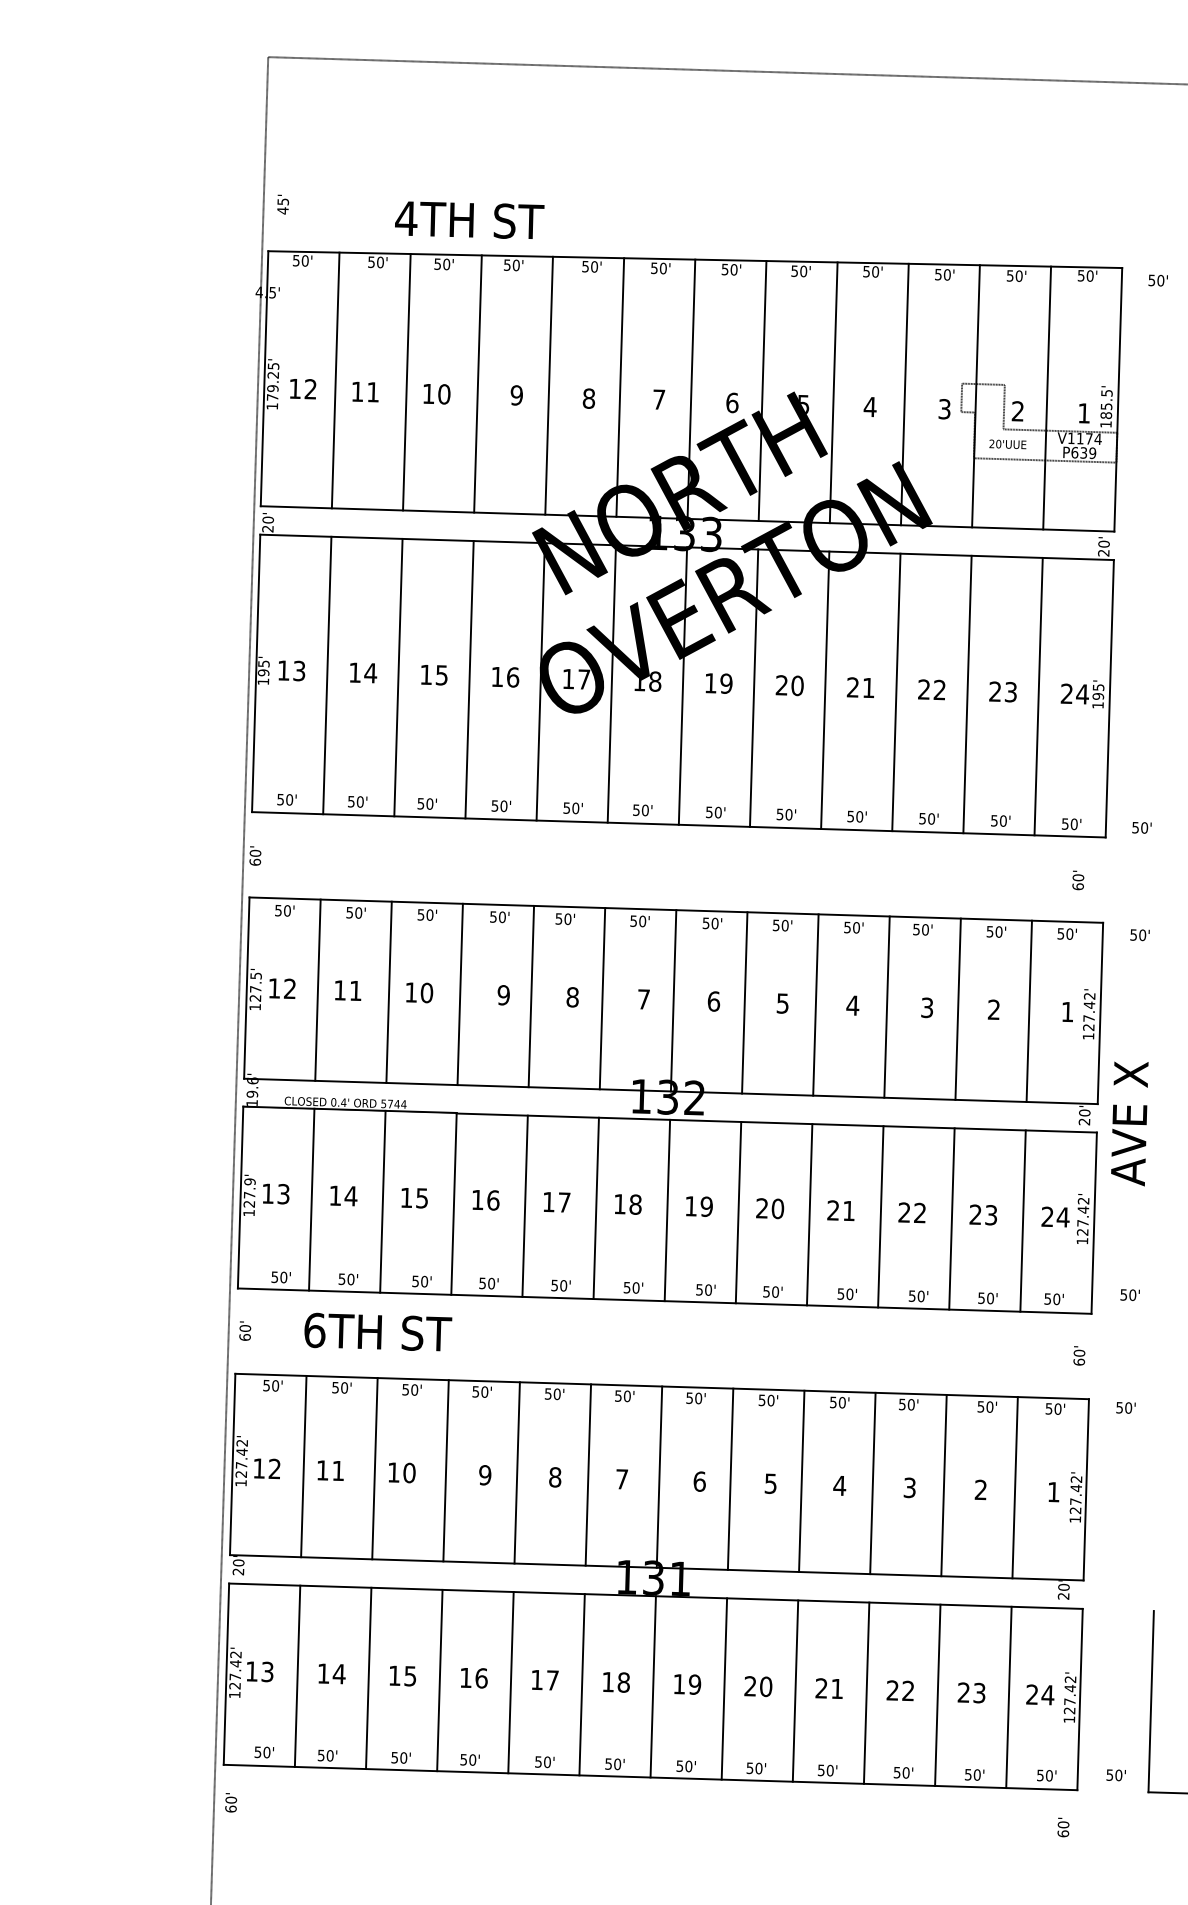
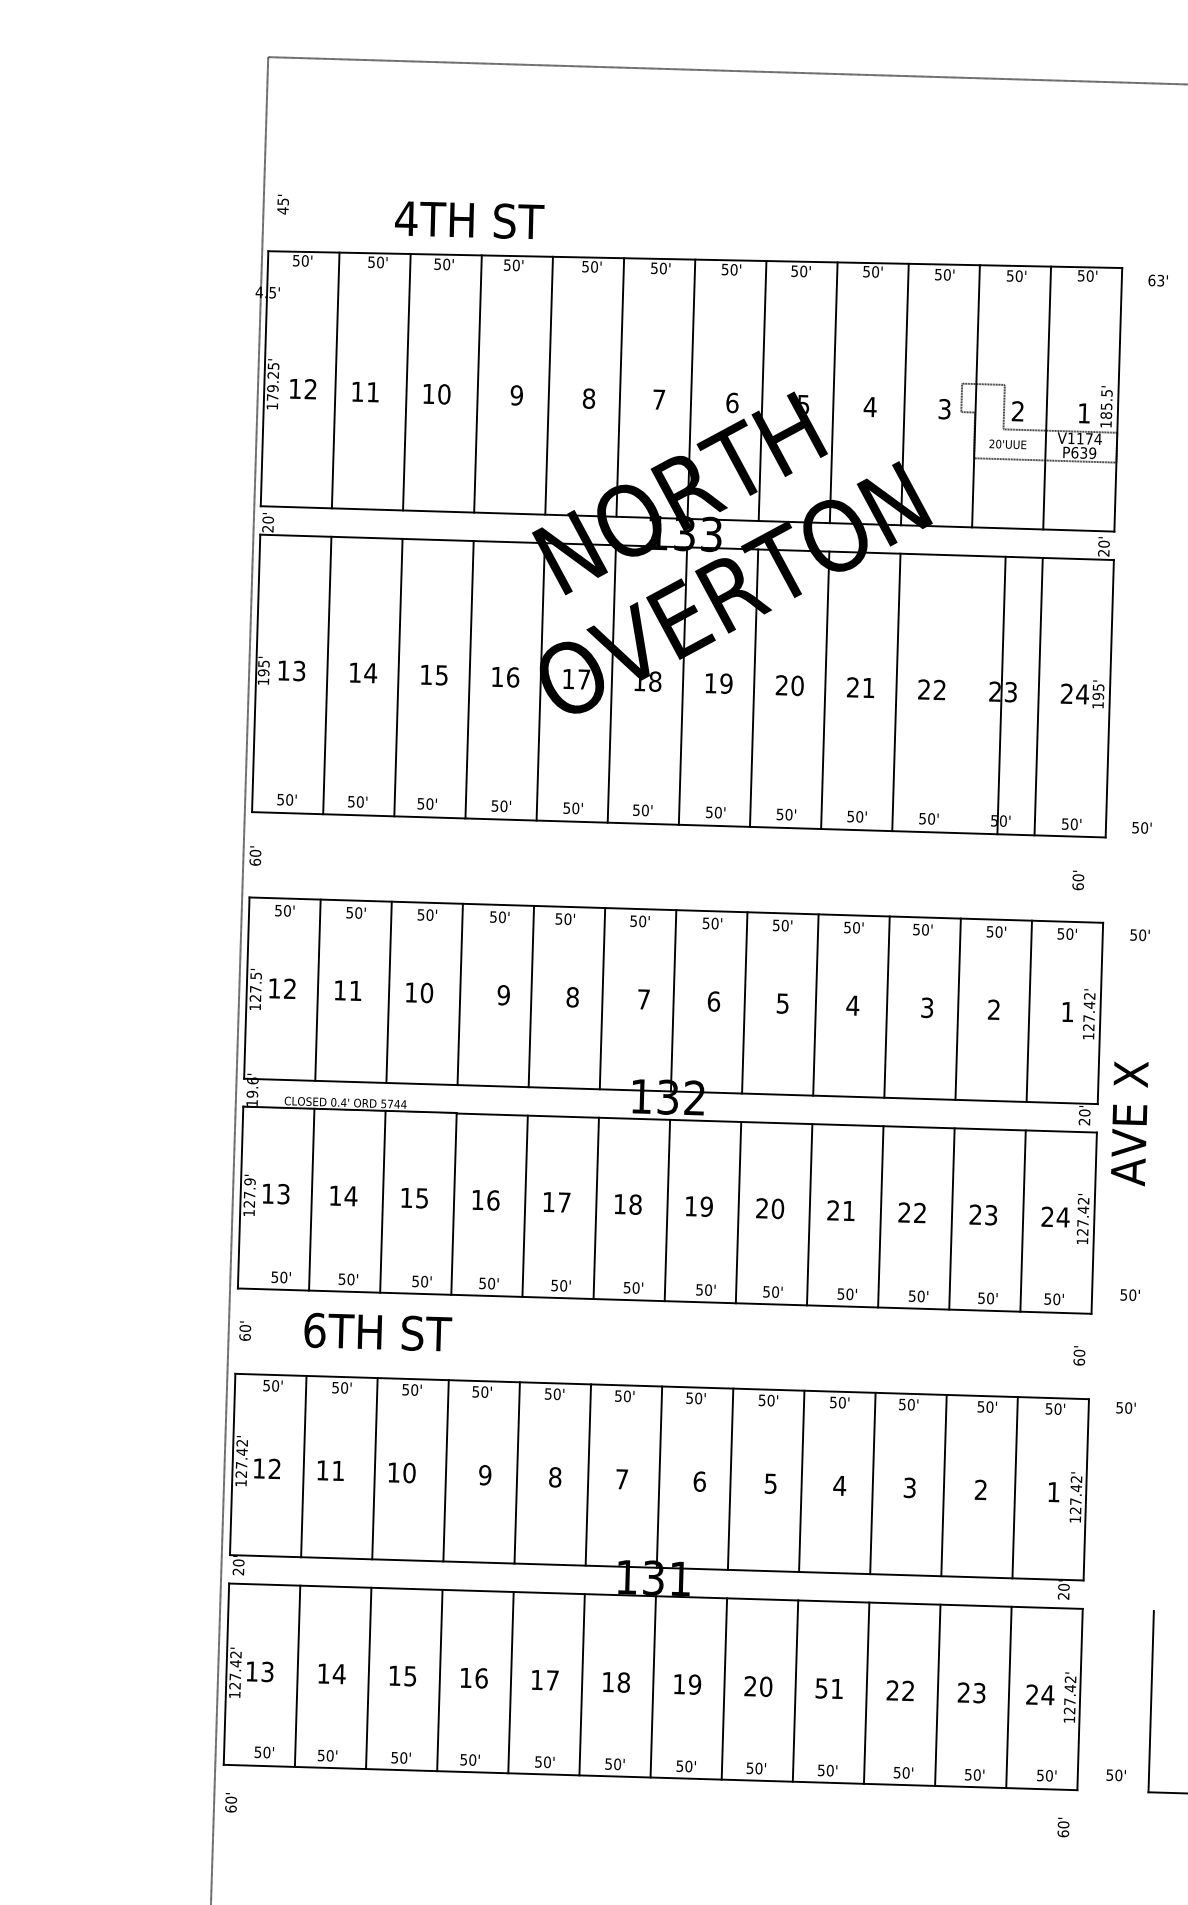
text: 50' -> 63' (1156, 280)
line position: (967, 694) -> (1001, 695) (1001, 695)
text: 21 -> 51 (821, 1688)
